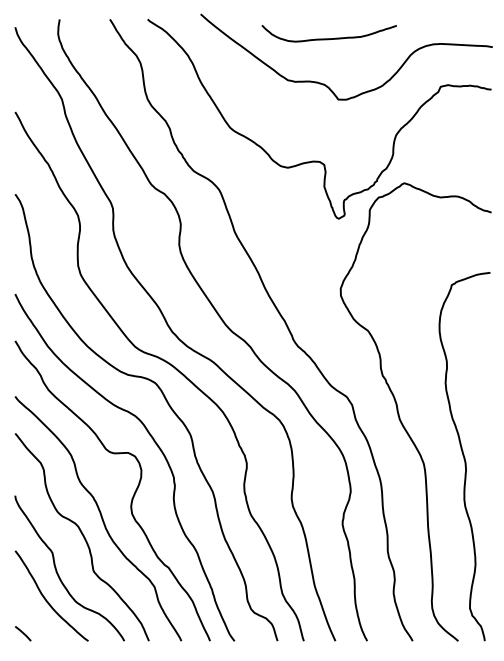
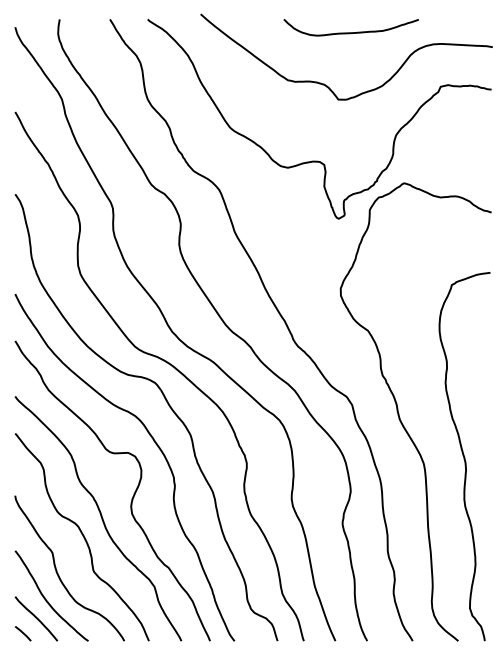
curve position: (328, 38) -> (350, 32) (350, 32)
line: none -> present (36, 618)
